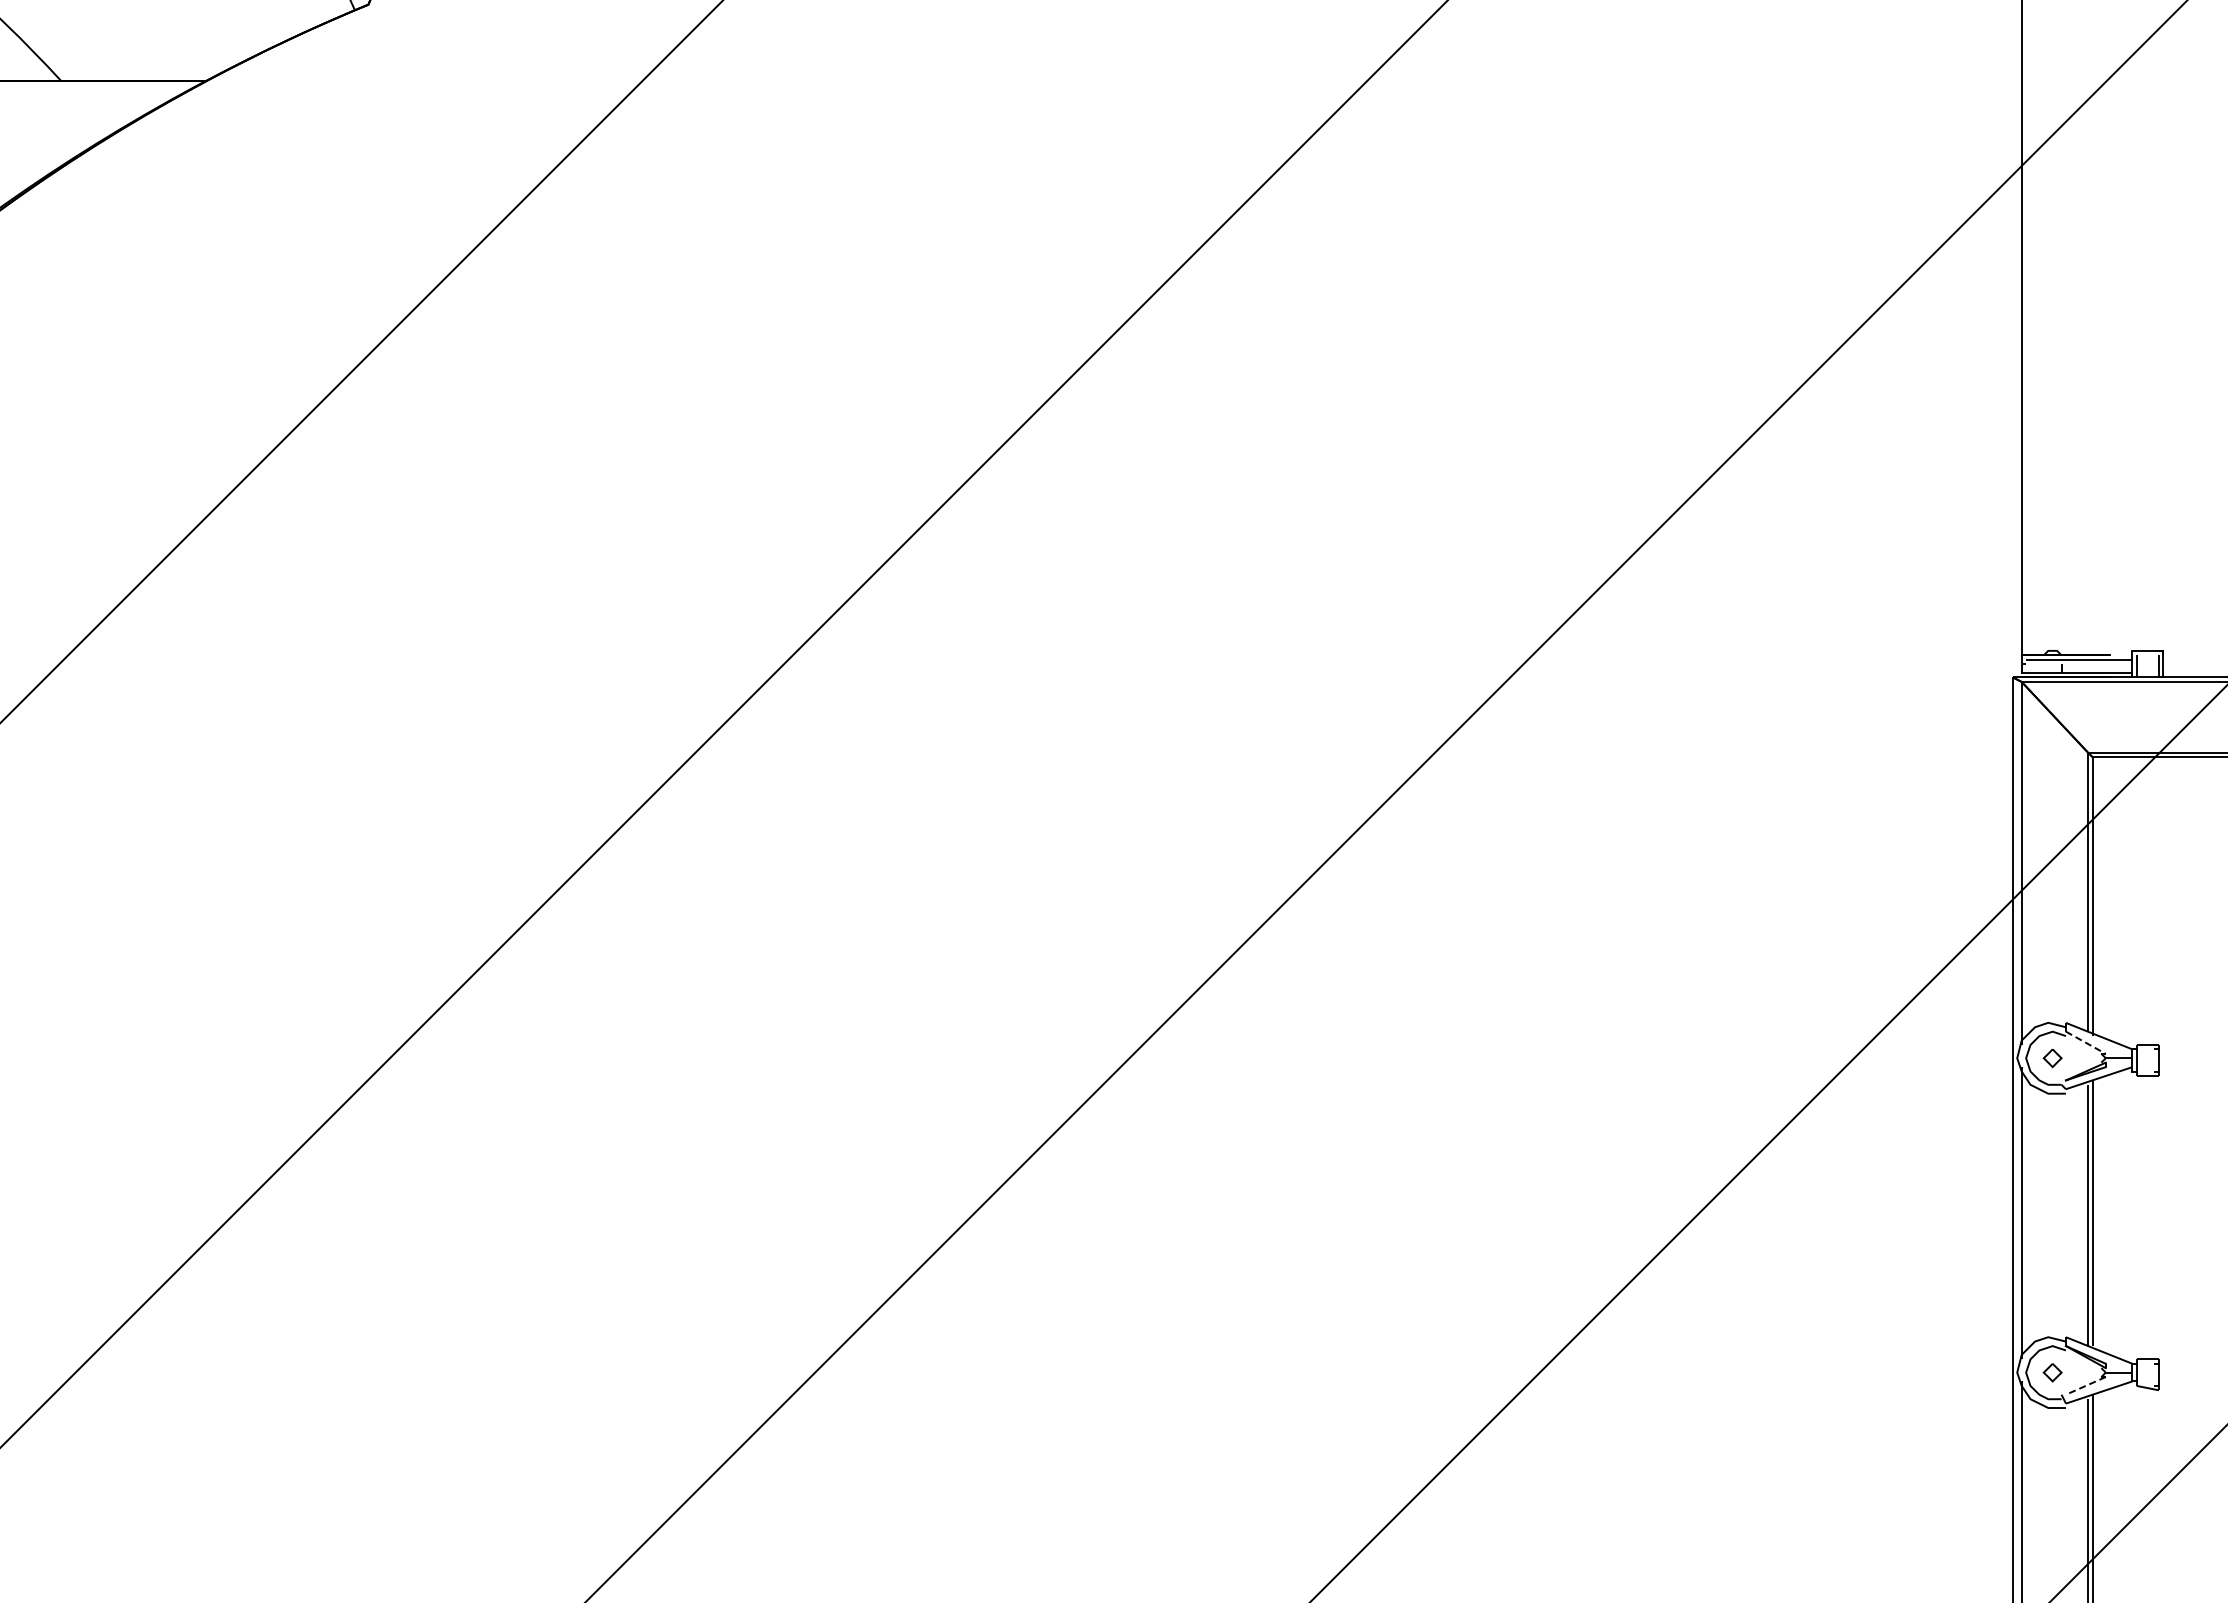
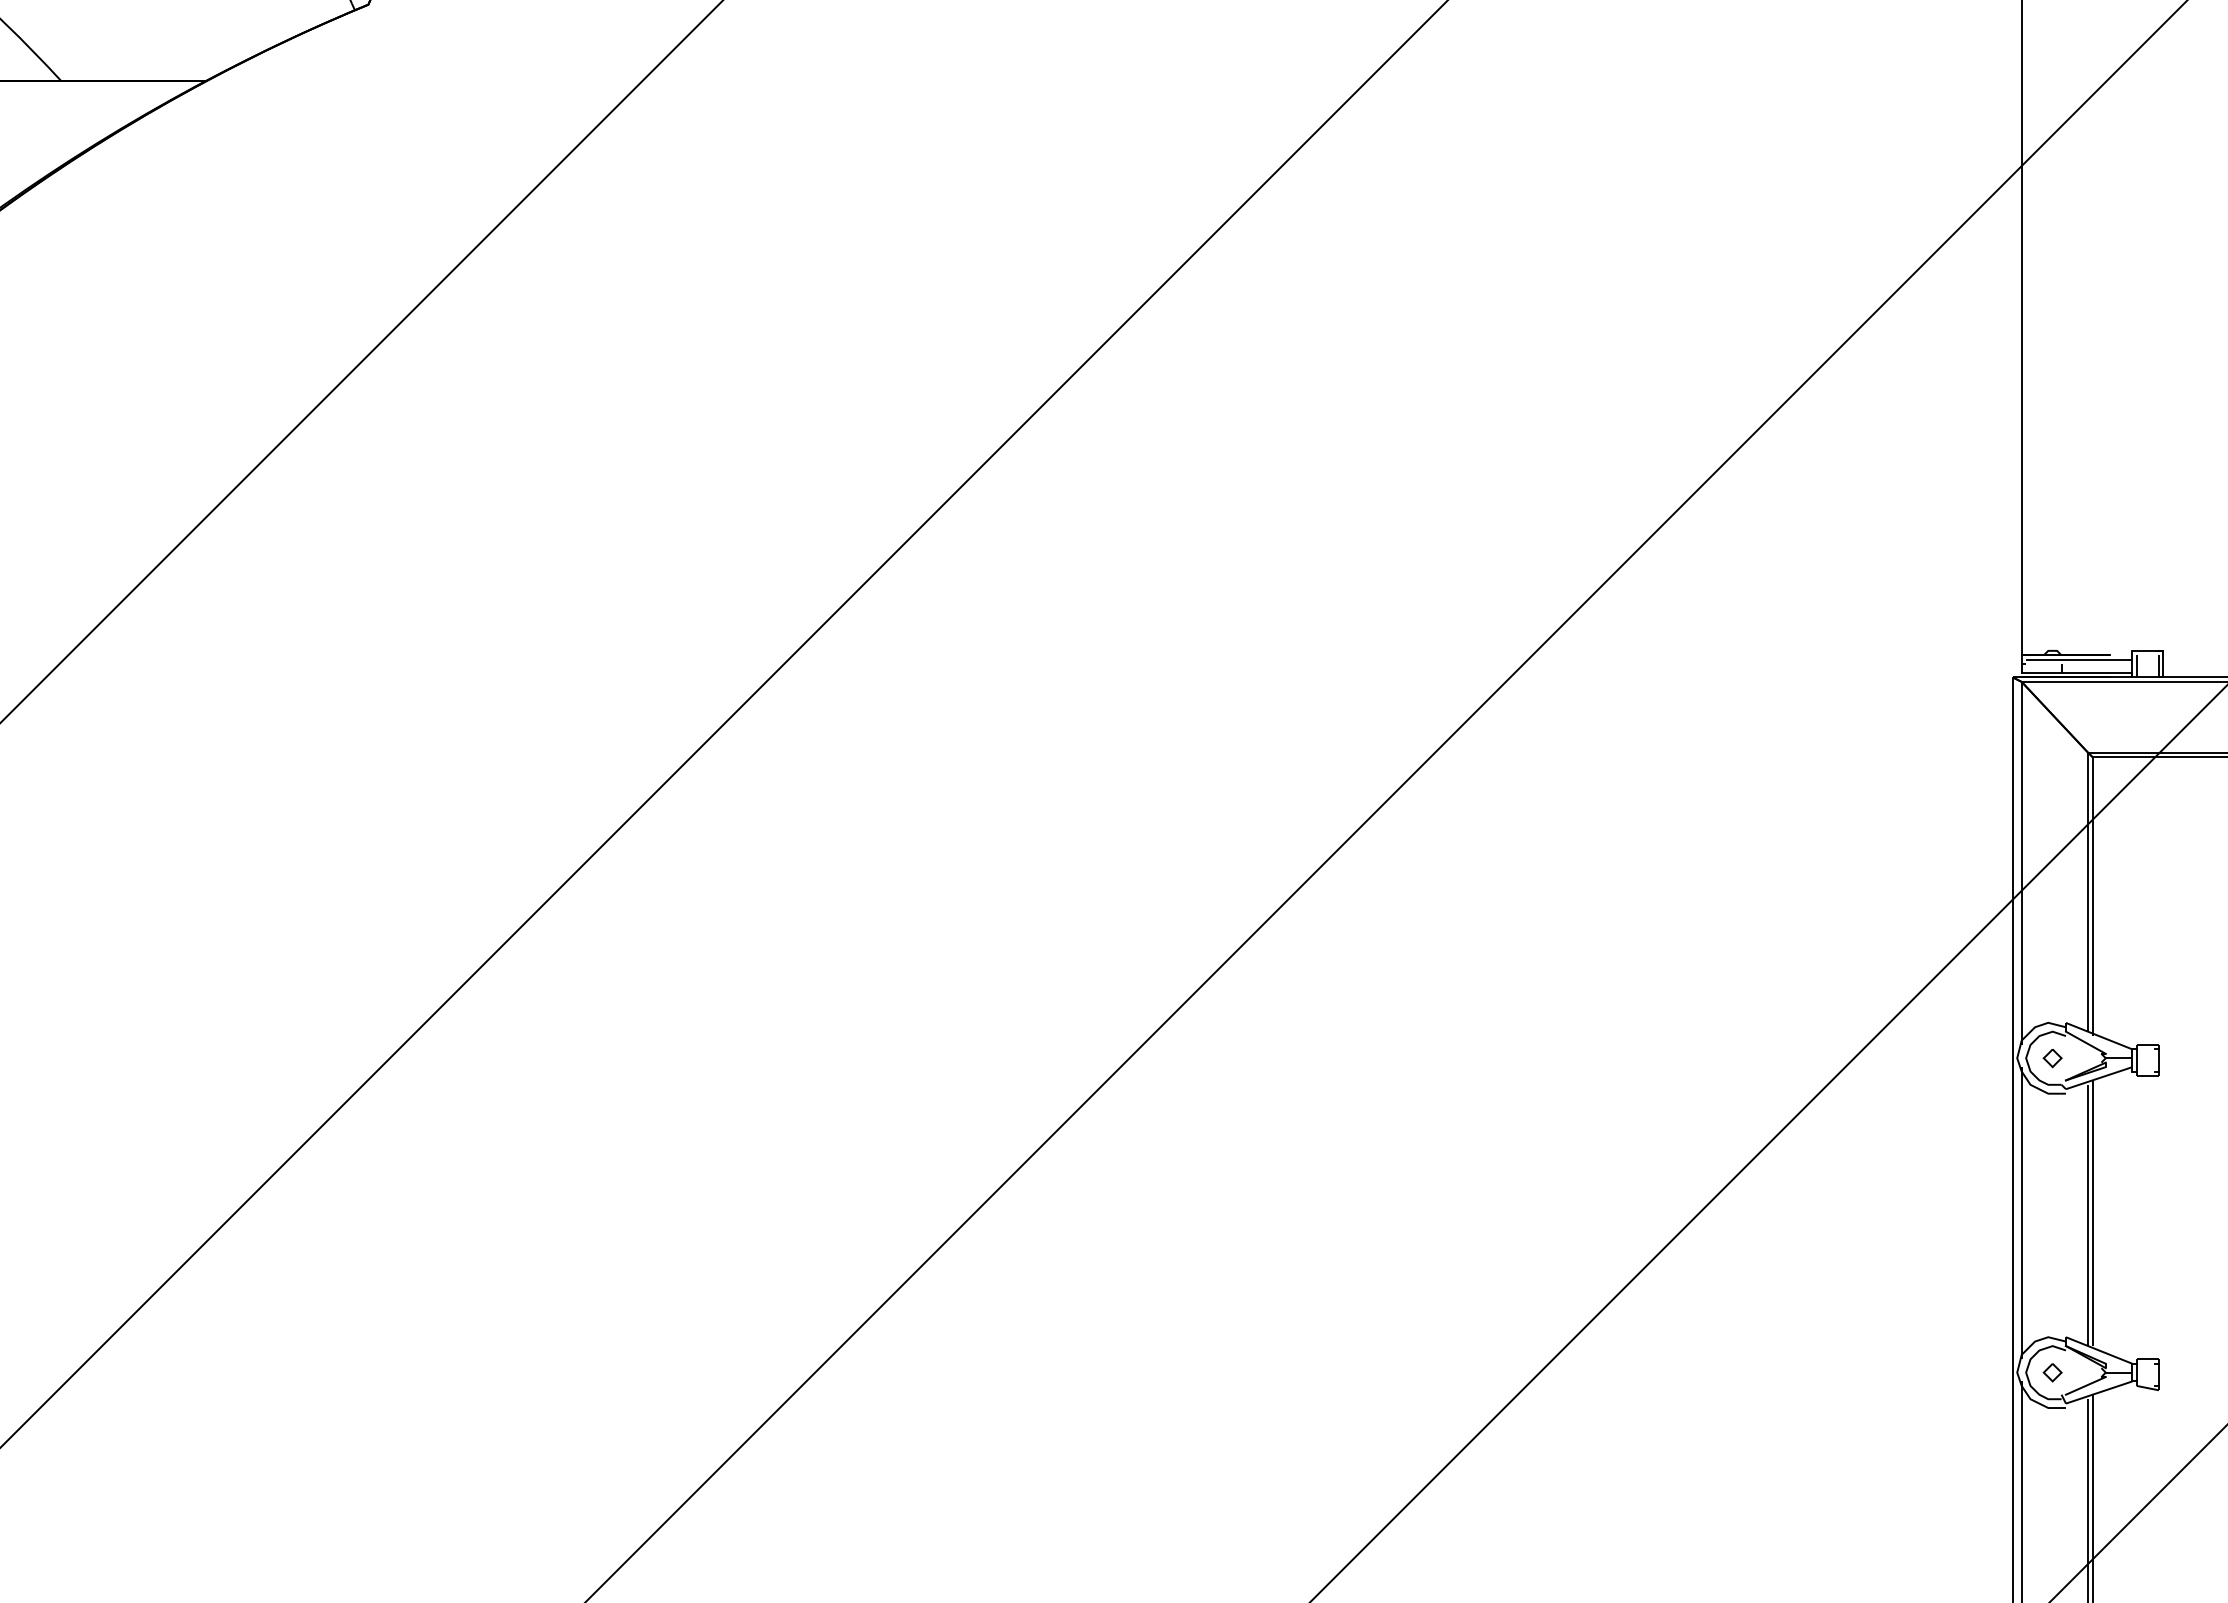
line: dashed -> solid (2085, 1042)
line: dashed -> solid (2085, 1385)
